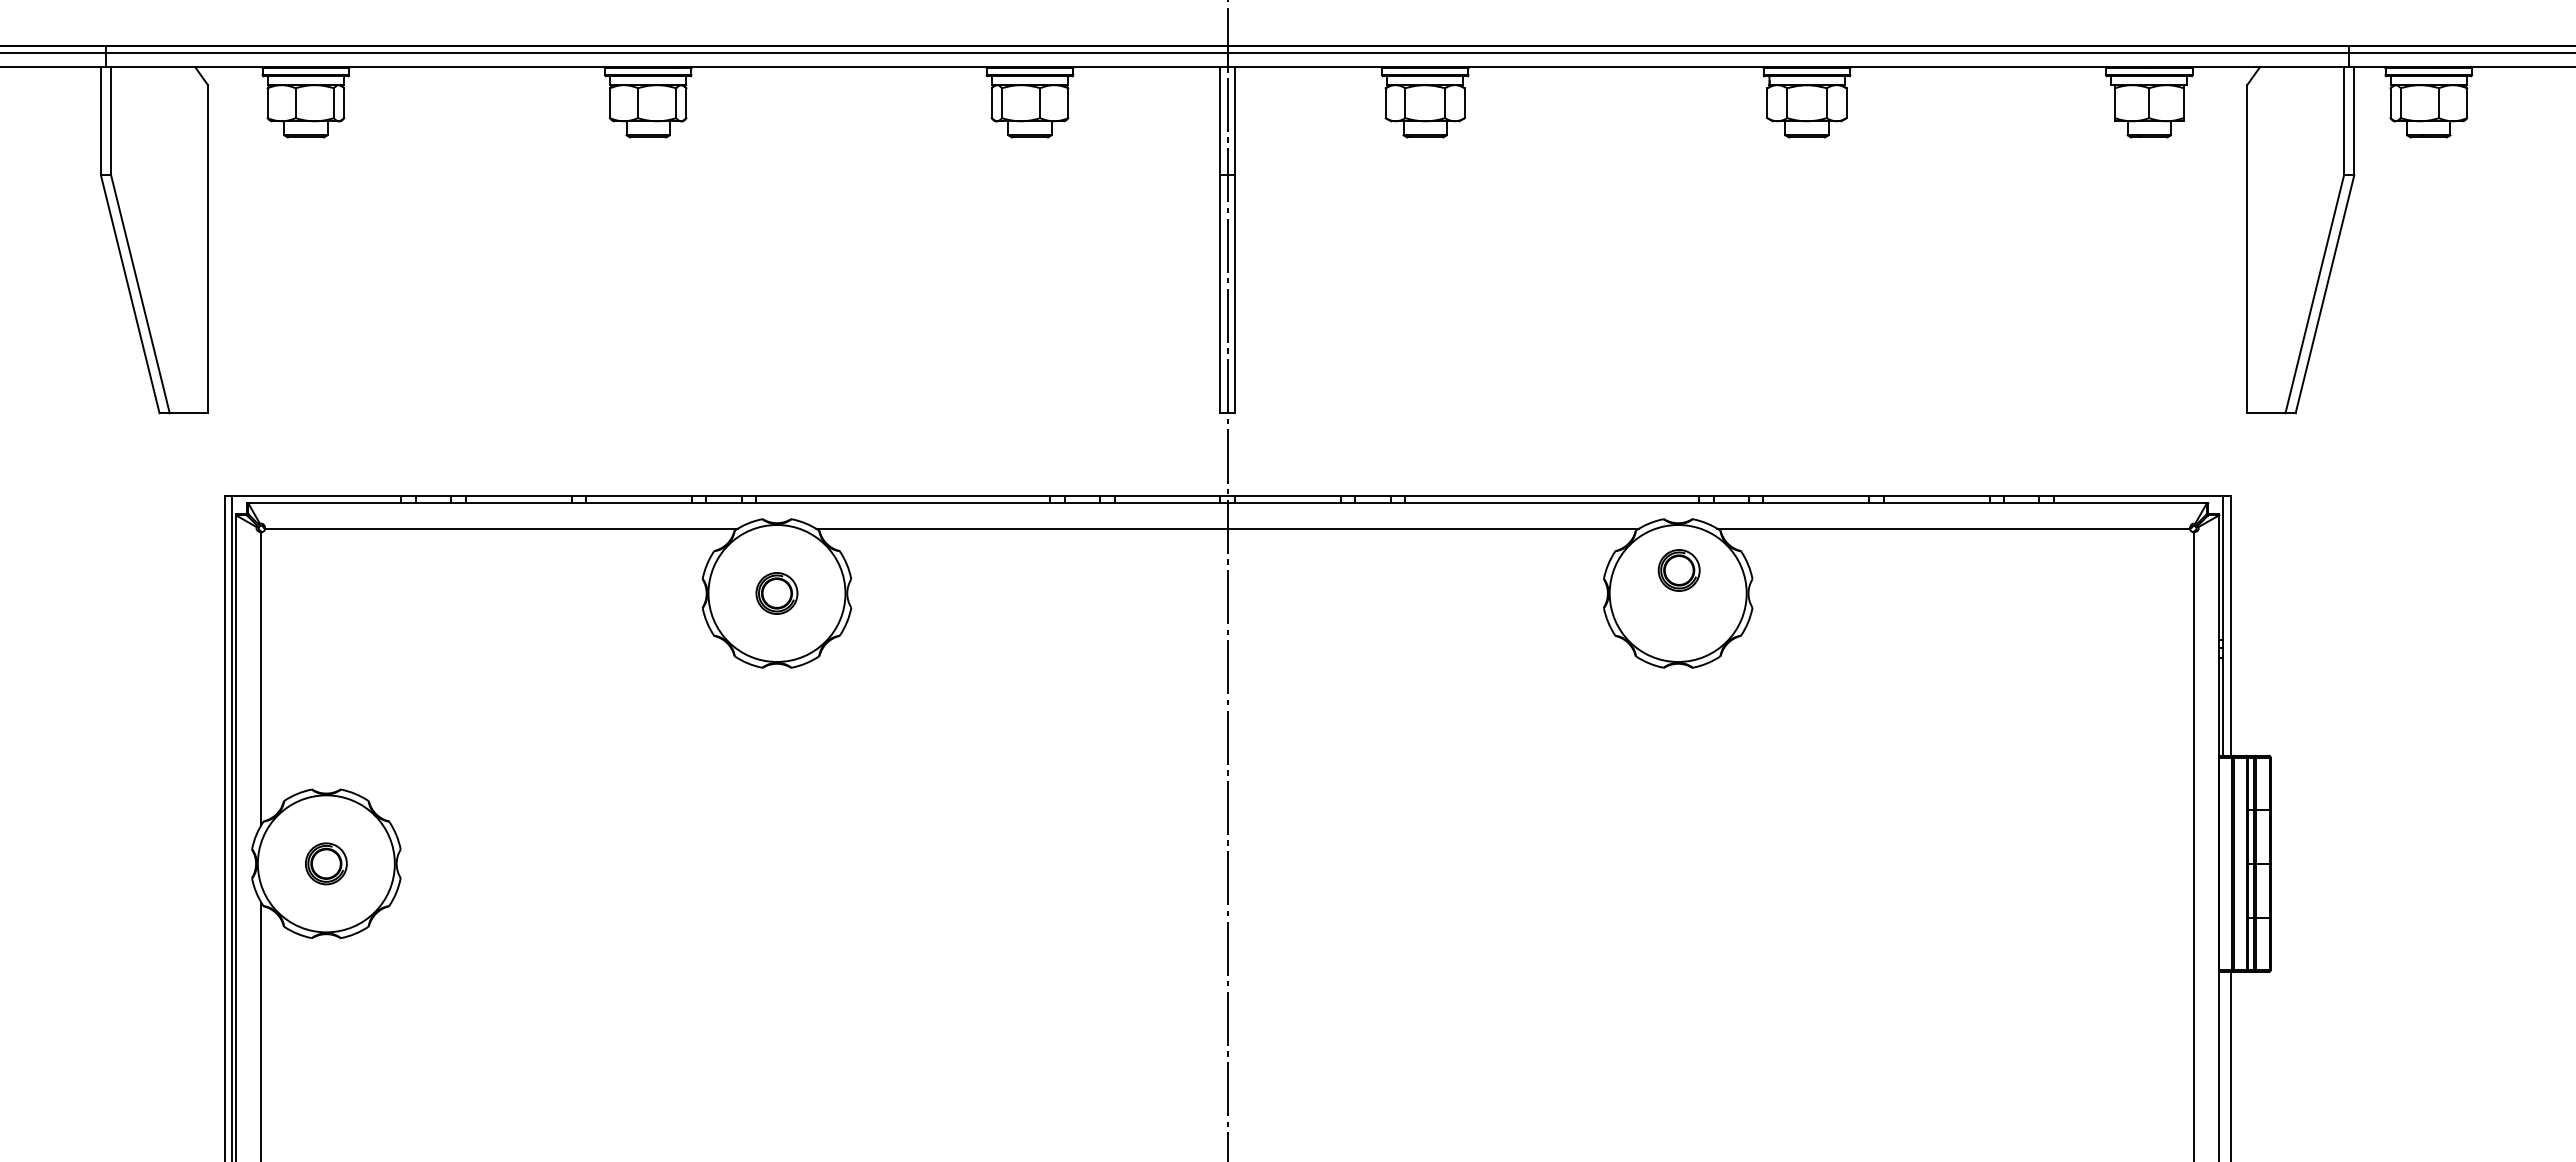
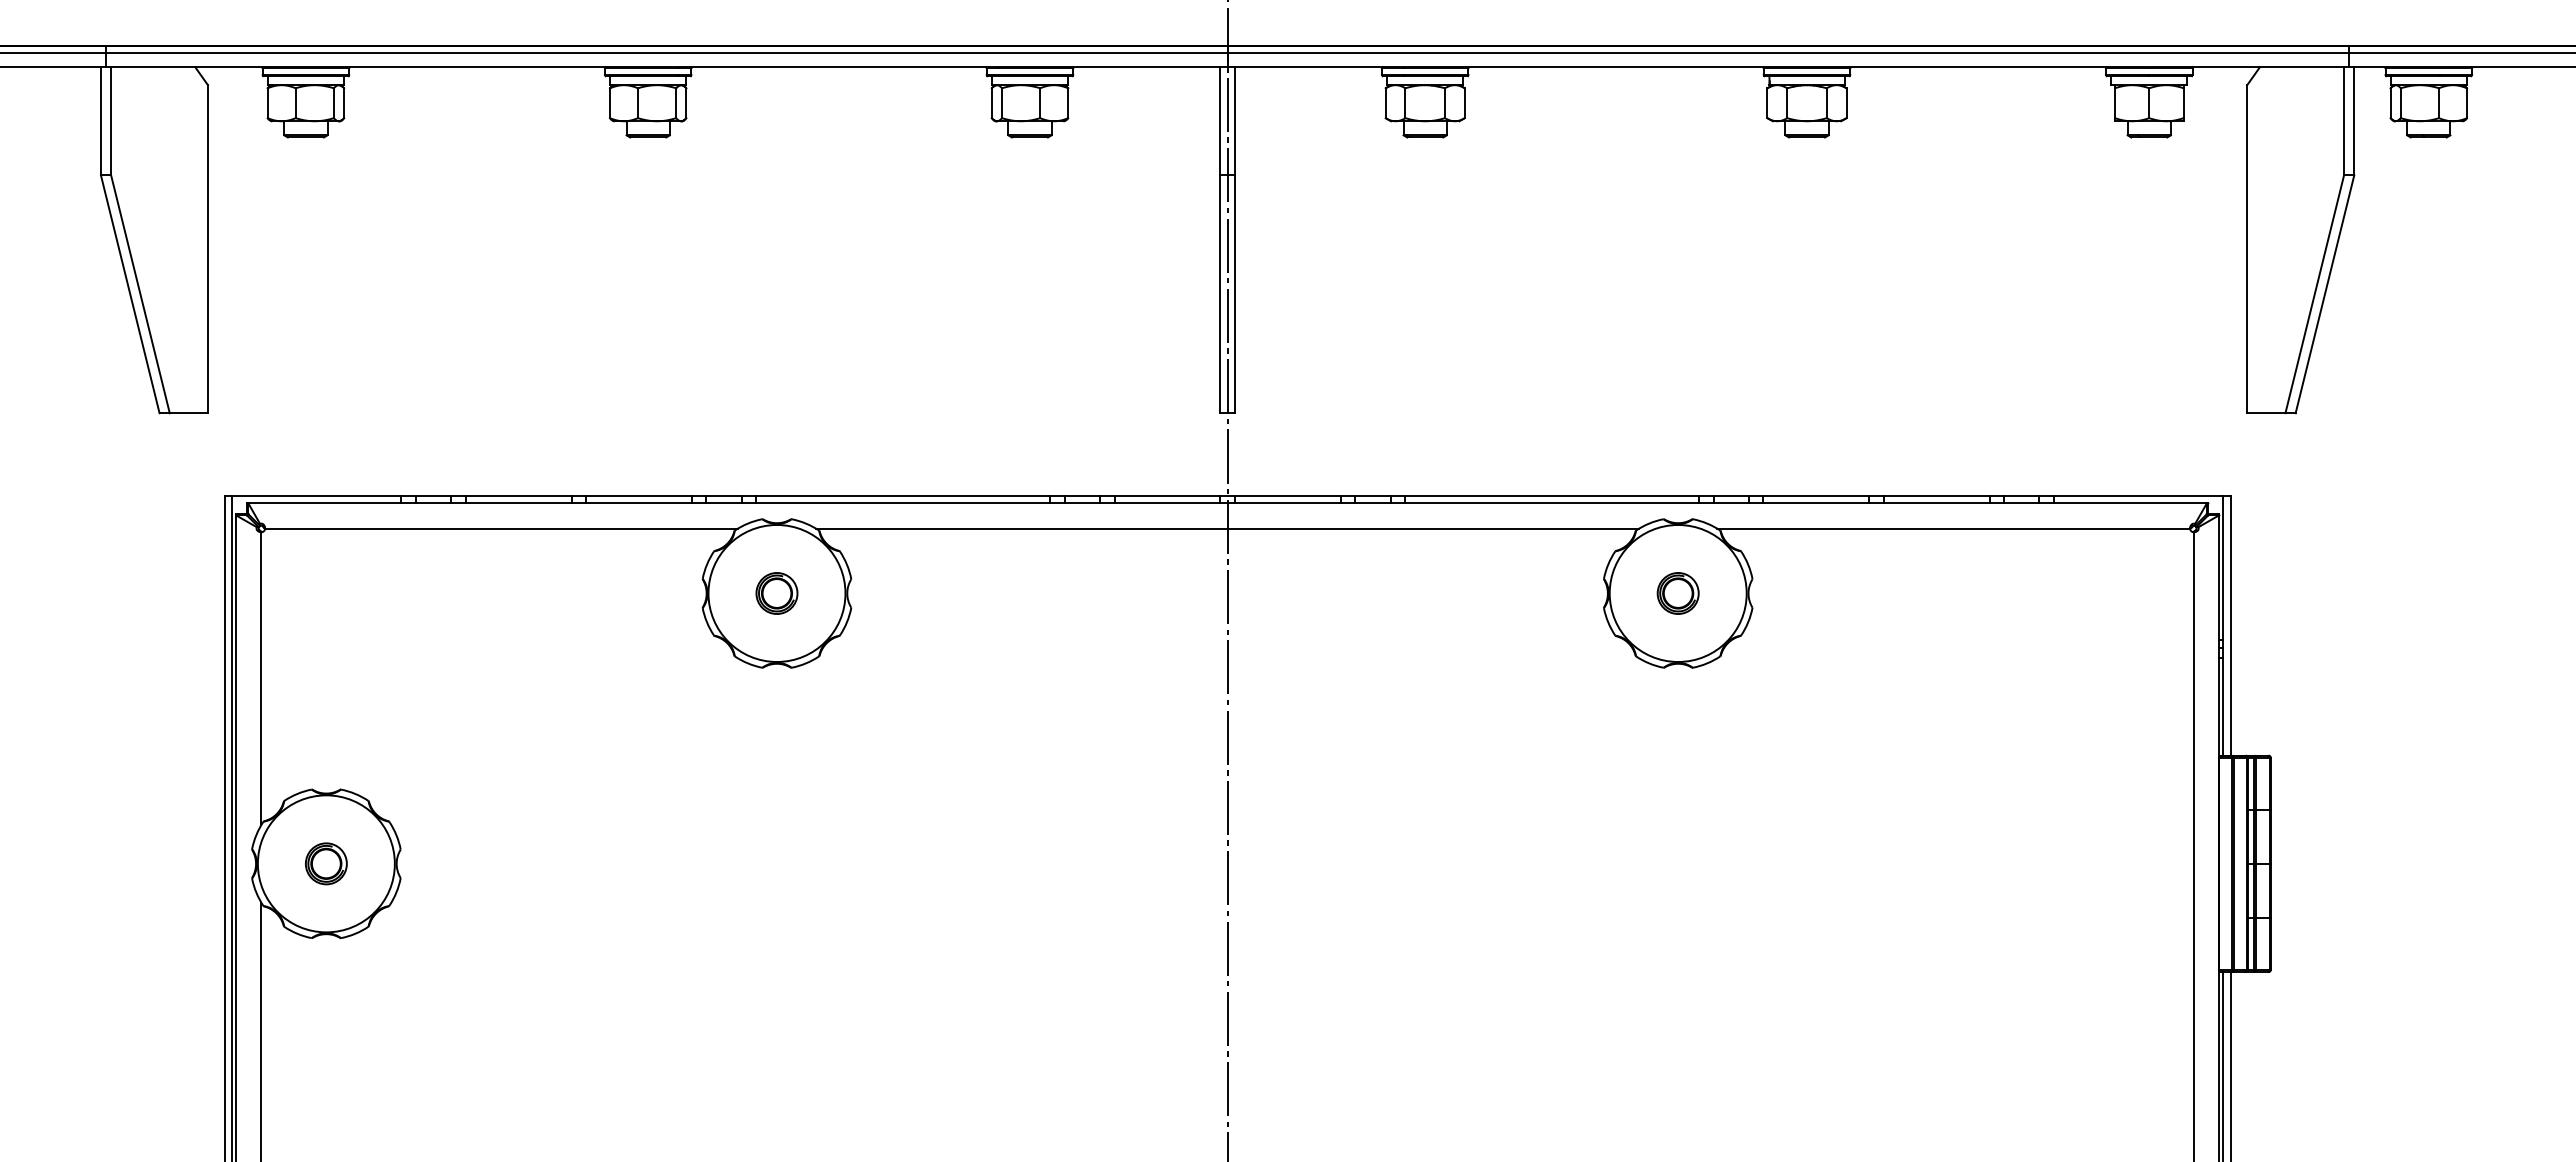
part position: (1678, 570) -> (1677, 593) (1677, 593)
line: none -> present (2223, 1065)
